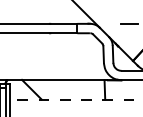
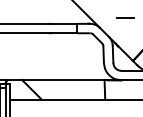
line position: (129, 23) -> (125, 17) (125, 17)
line: dashed -> solid (76, 99)
